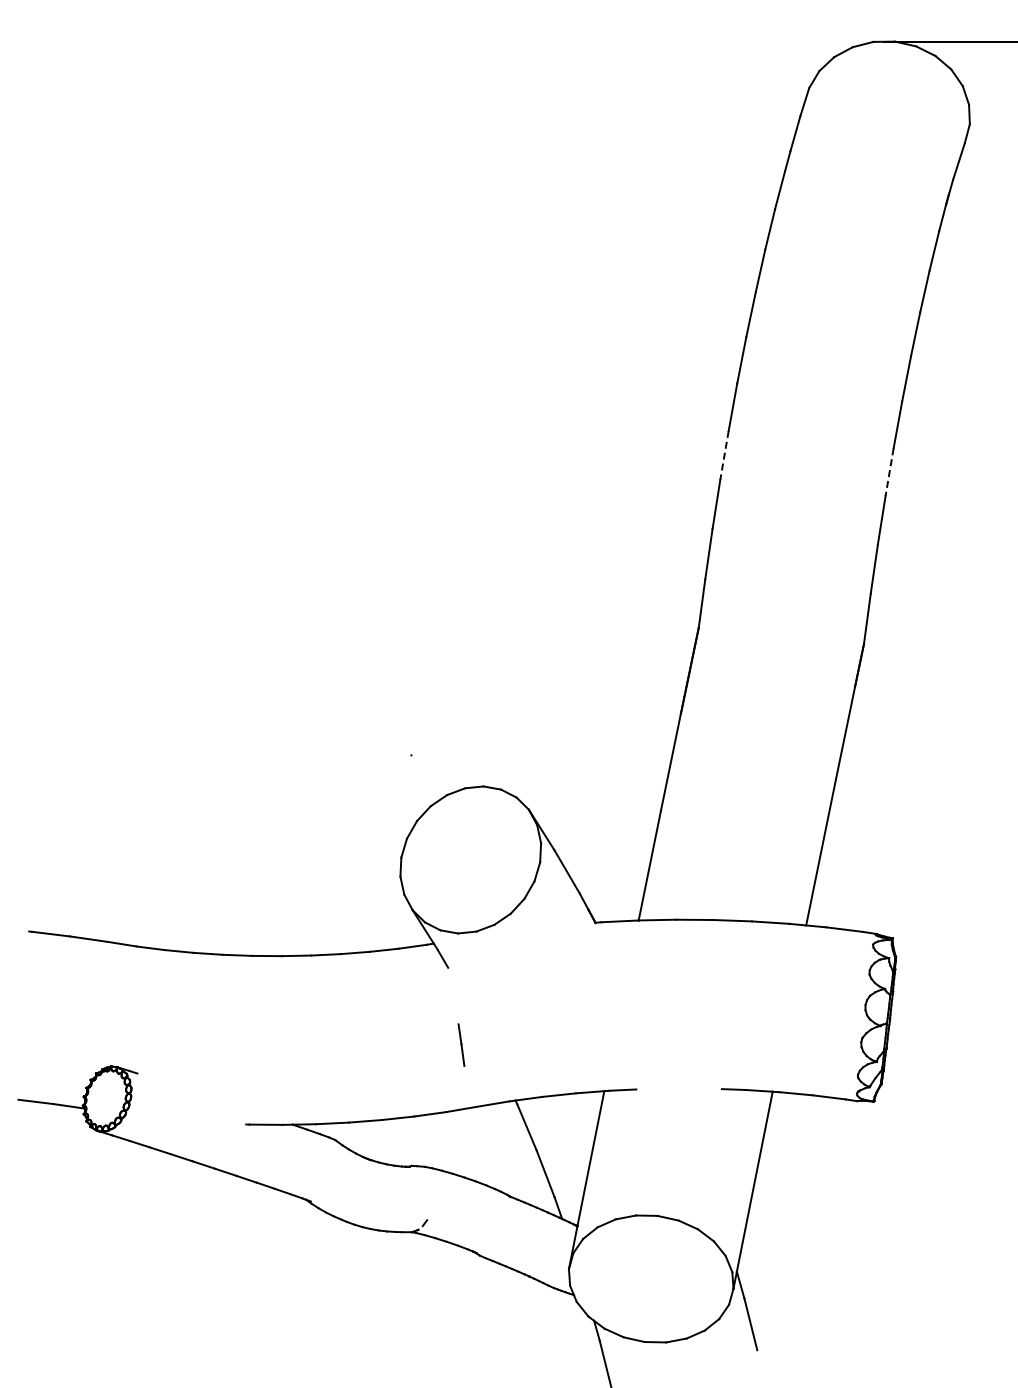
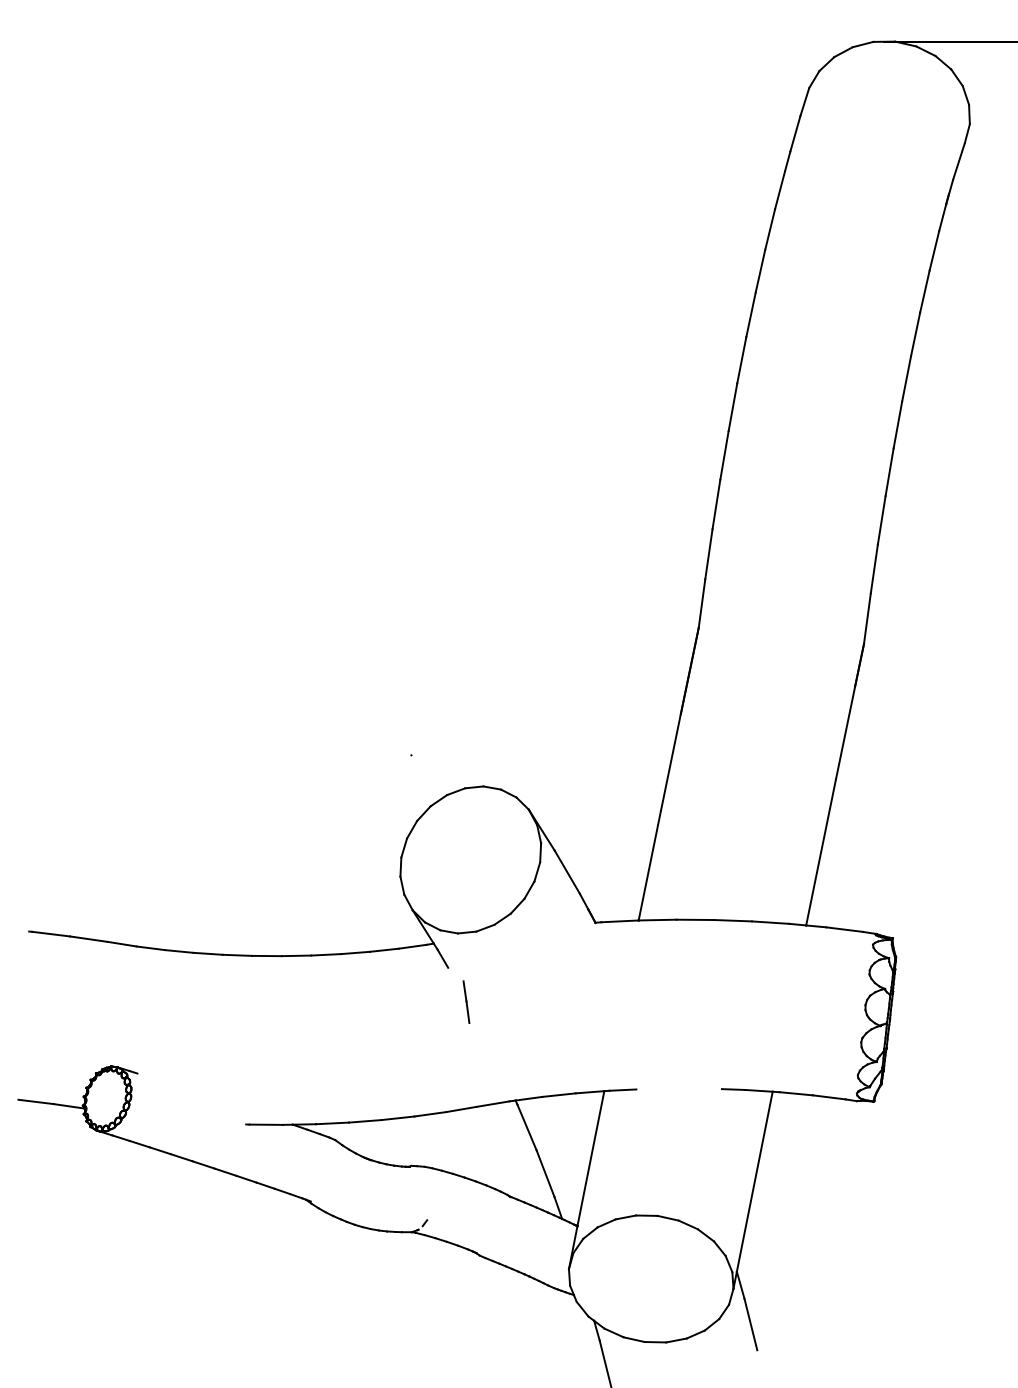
line: dashed -> solid (724, 455)
line: dashed -> solid (889, 472)
line position: (461, 1044) -> (466, 1001) (466, 1001)
